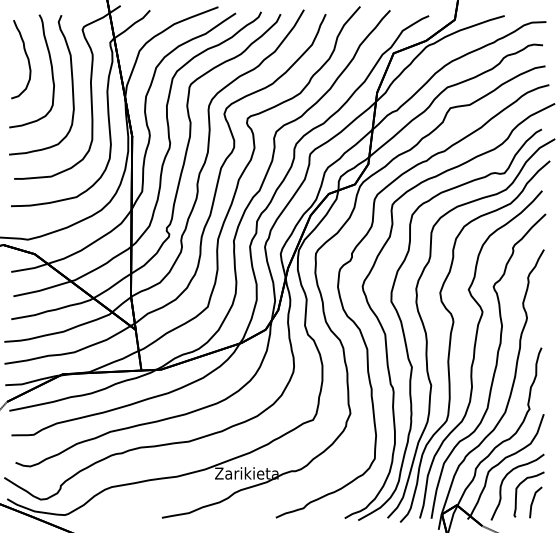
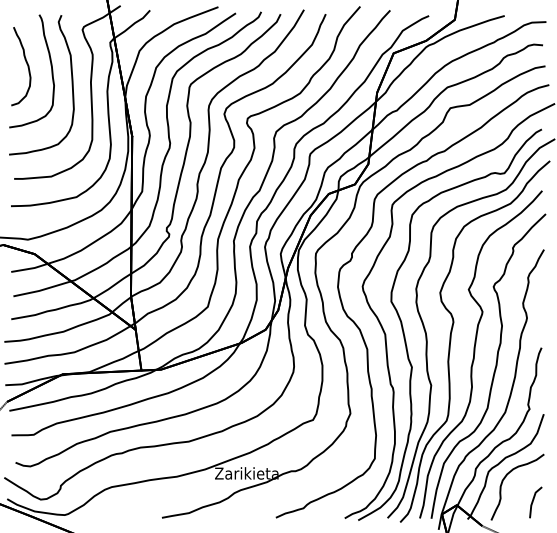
curve position: (26, 57) -> (26, 64) (26, 64)
part: present -> none (517, 493)
